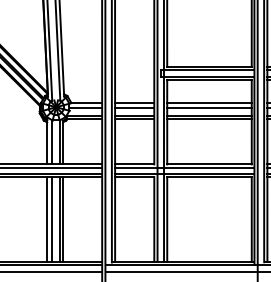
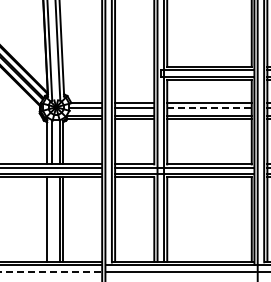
line: solid -> dashed (209, 107)
line: present -> none (51, 219)
line: solid -> dashed (51, 271)
